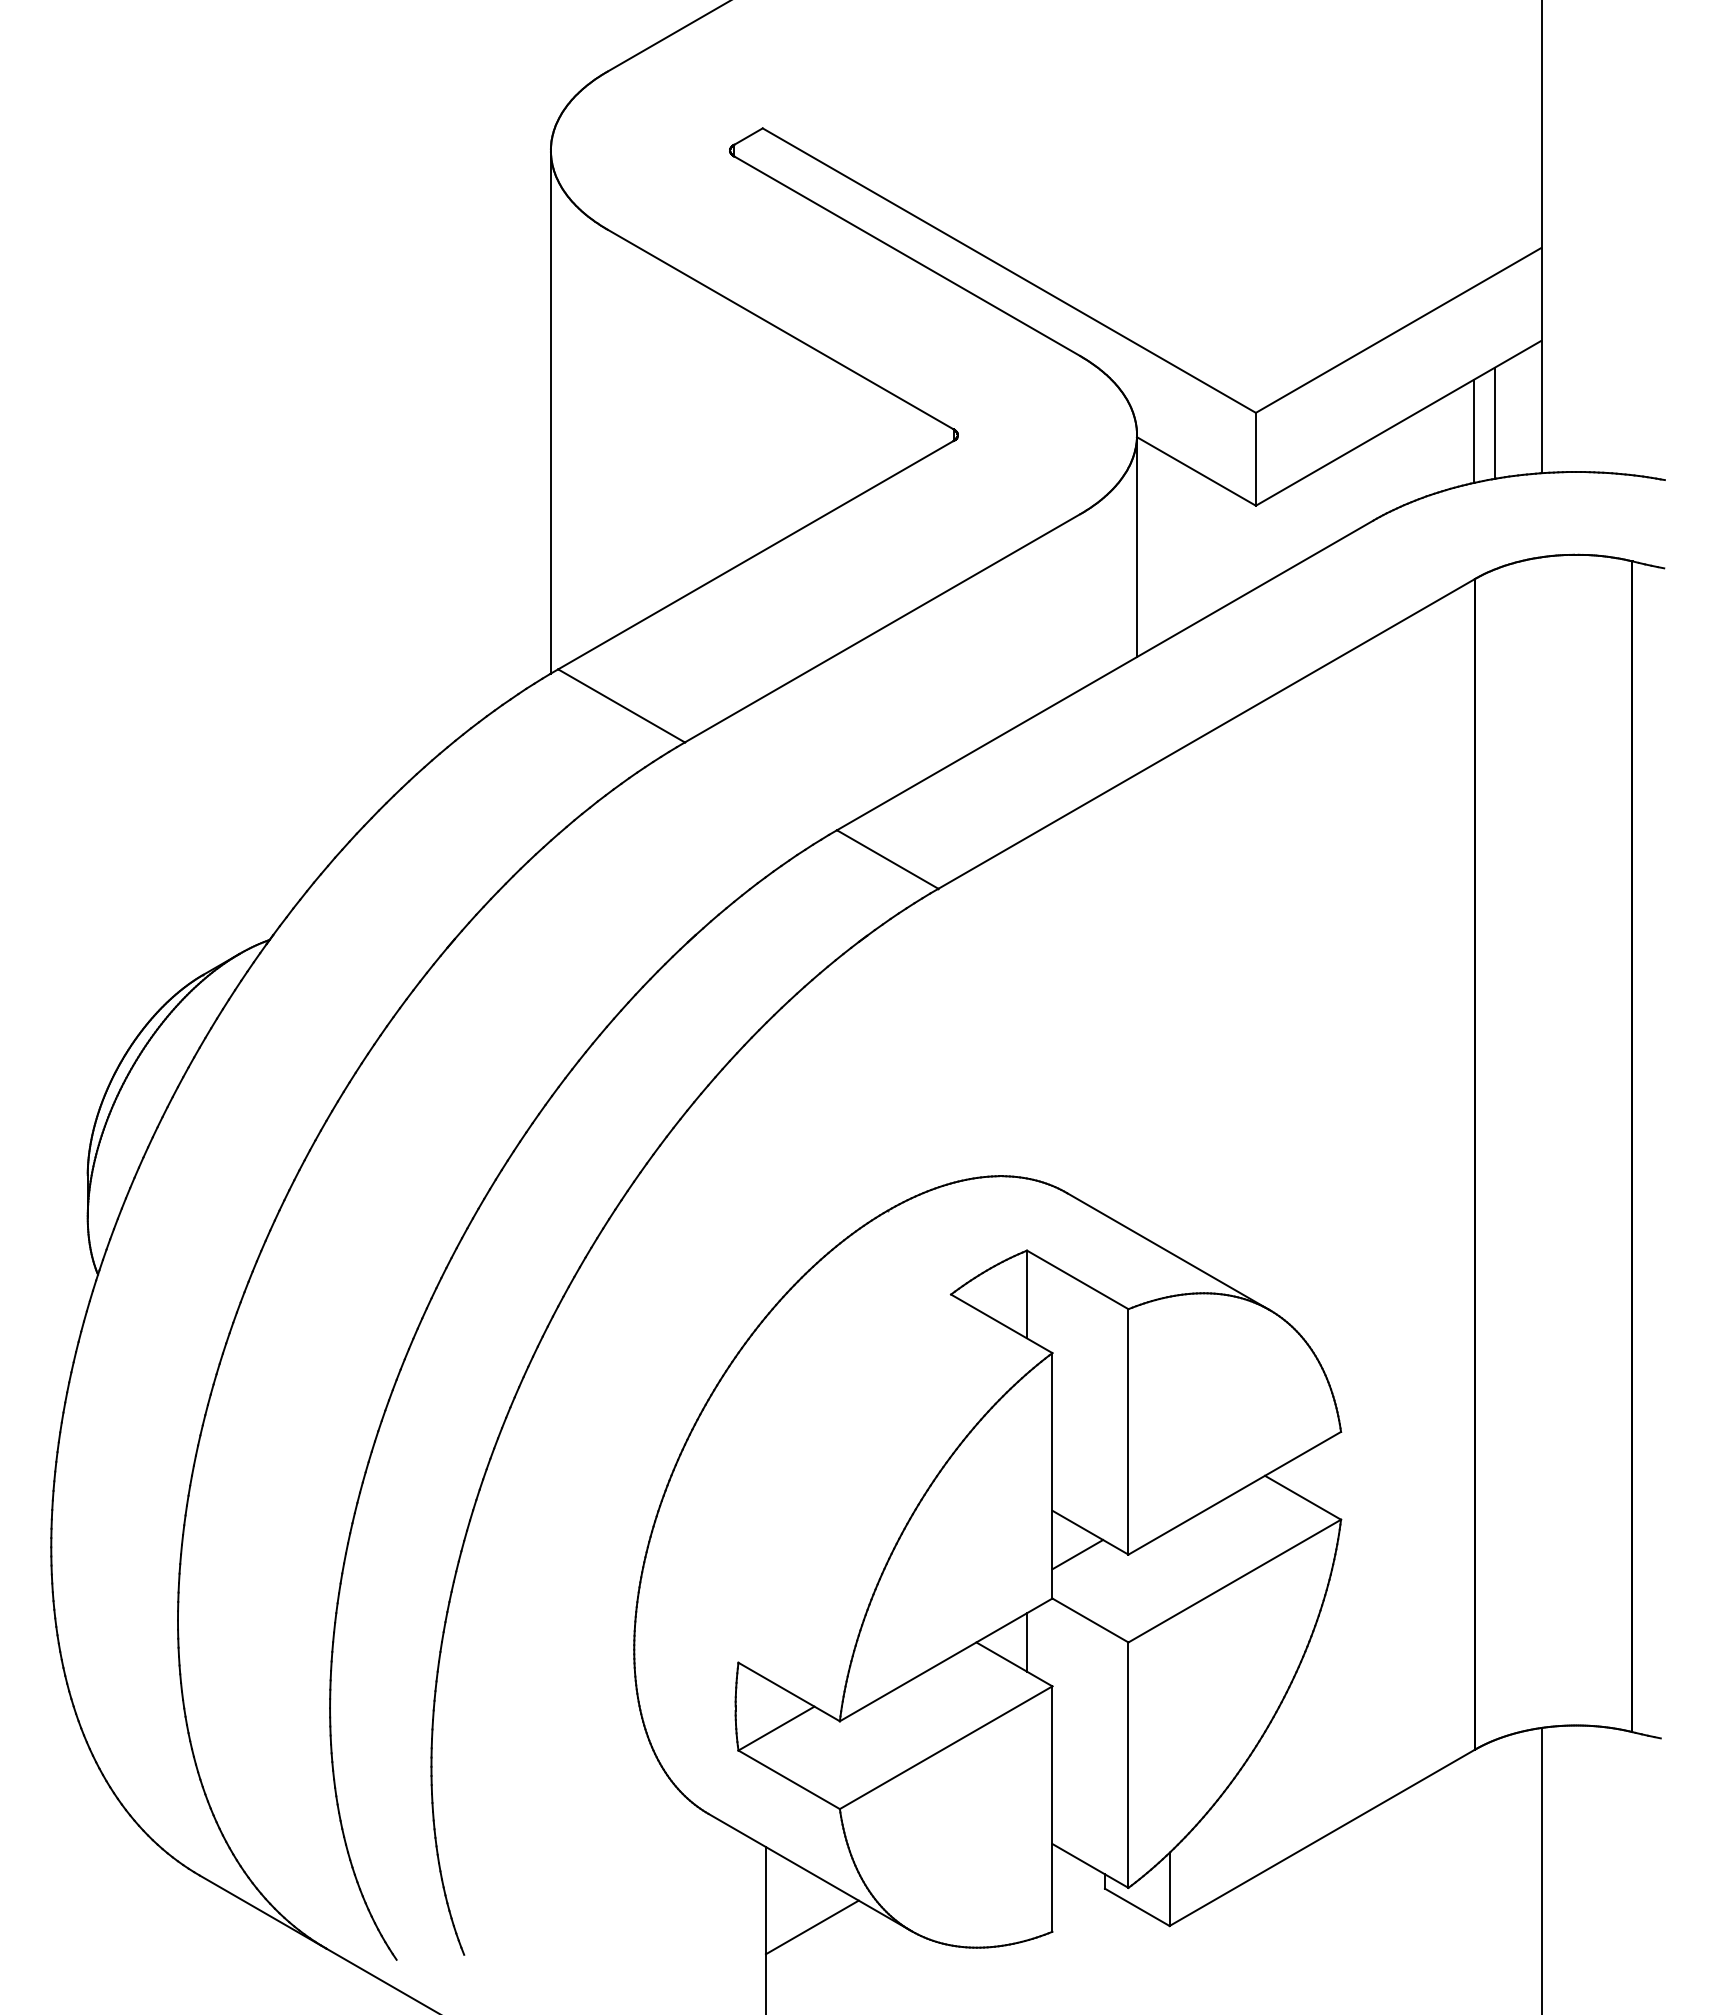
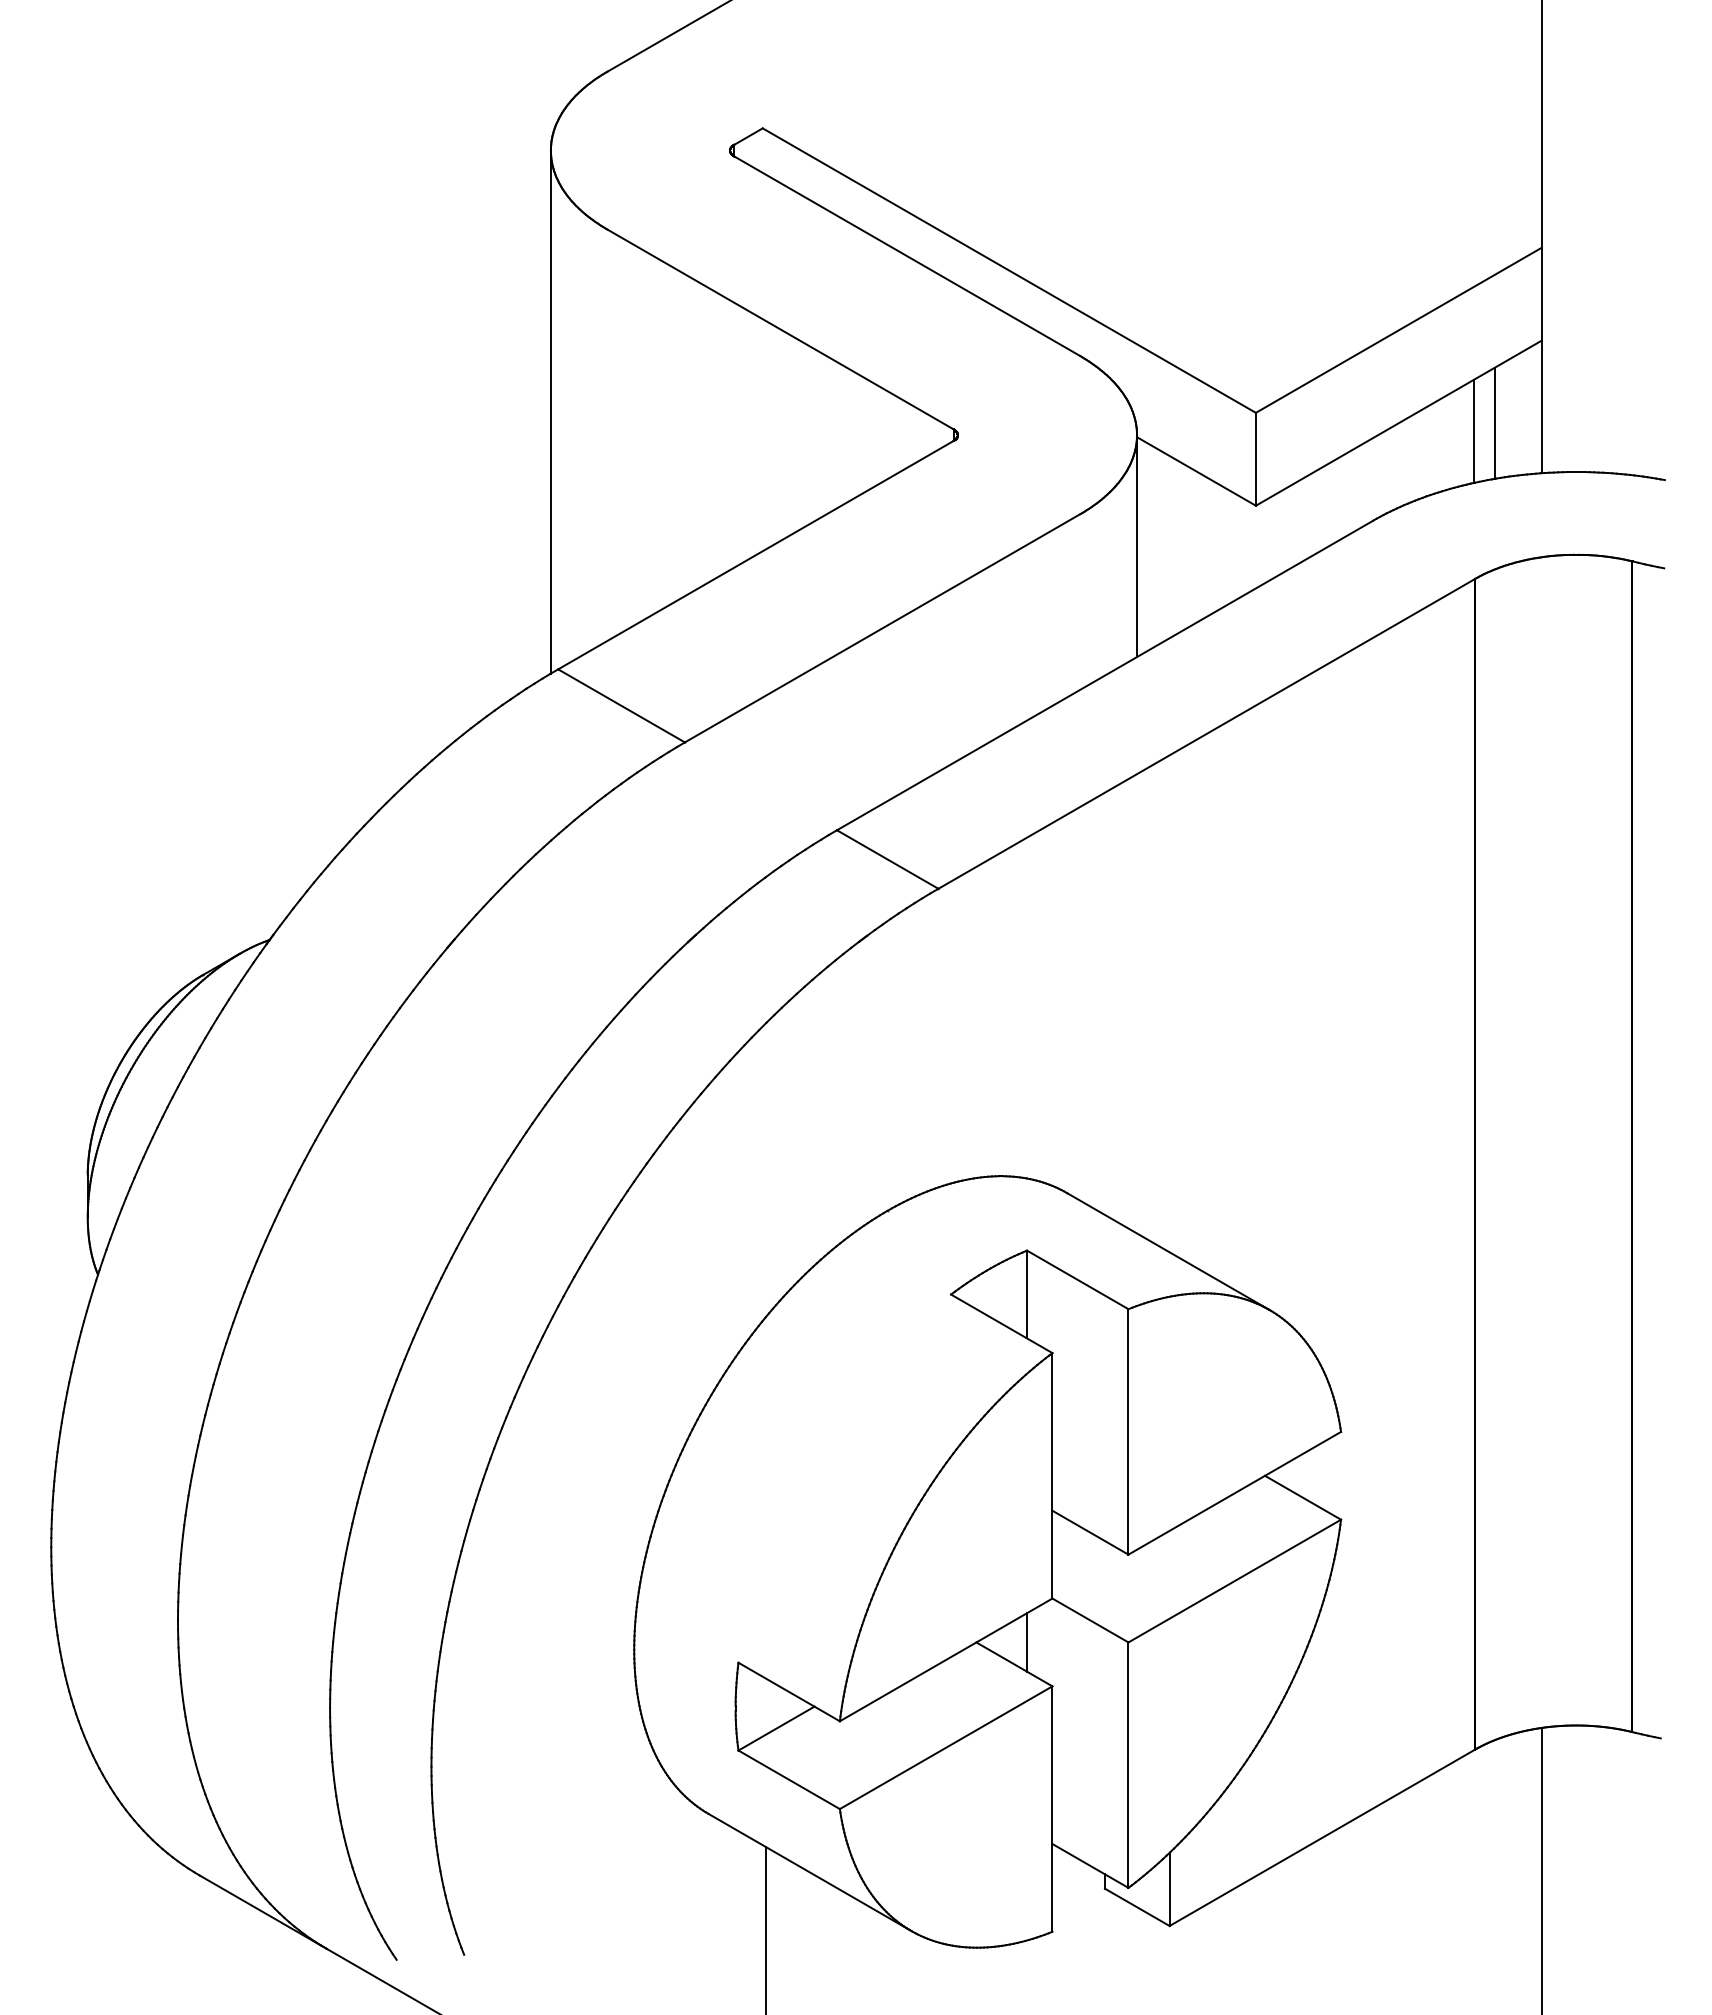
line: present -> none (1077, 1554)
line: present -> none (811, 1927)
